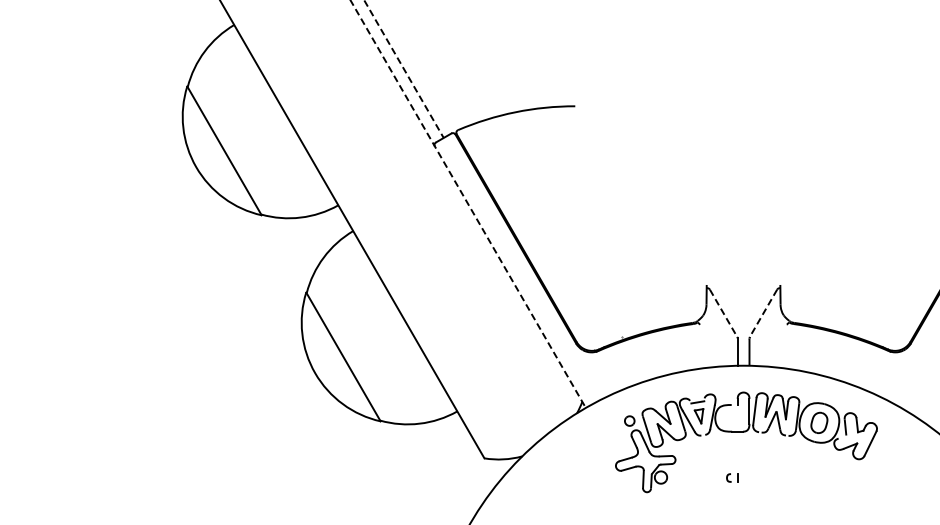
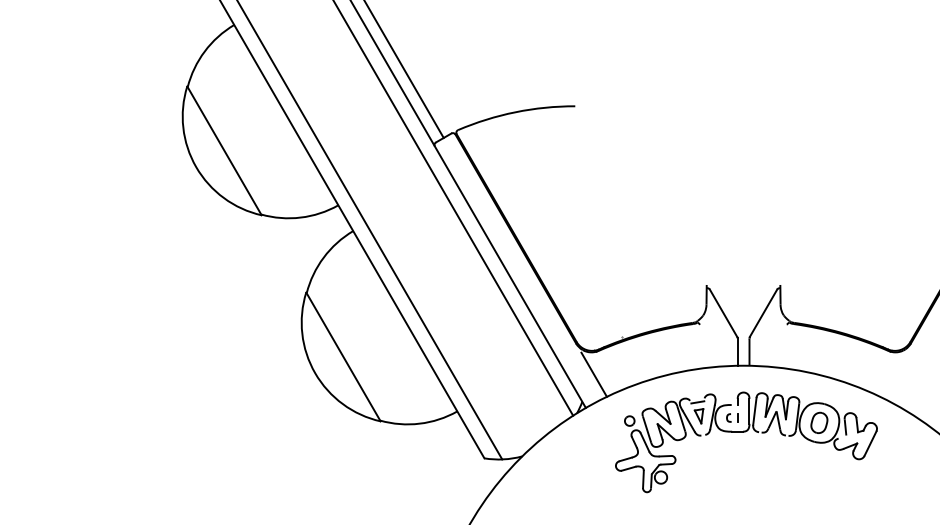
line: dashed -> solid (404, 69)
line: dashed -> solid (468, 204)
line: none -> present (453, 208)
line: none -> present (370, 230)
line: dashed -> solid (723, 313)
line: dashed -> solid (763, 313)
line: none -> present (593, 374)
part position: (732, 477) -> (732, 417) (732, 417)
